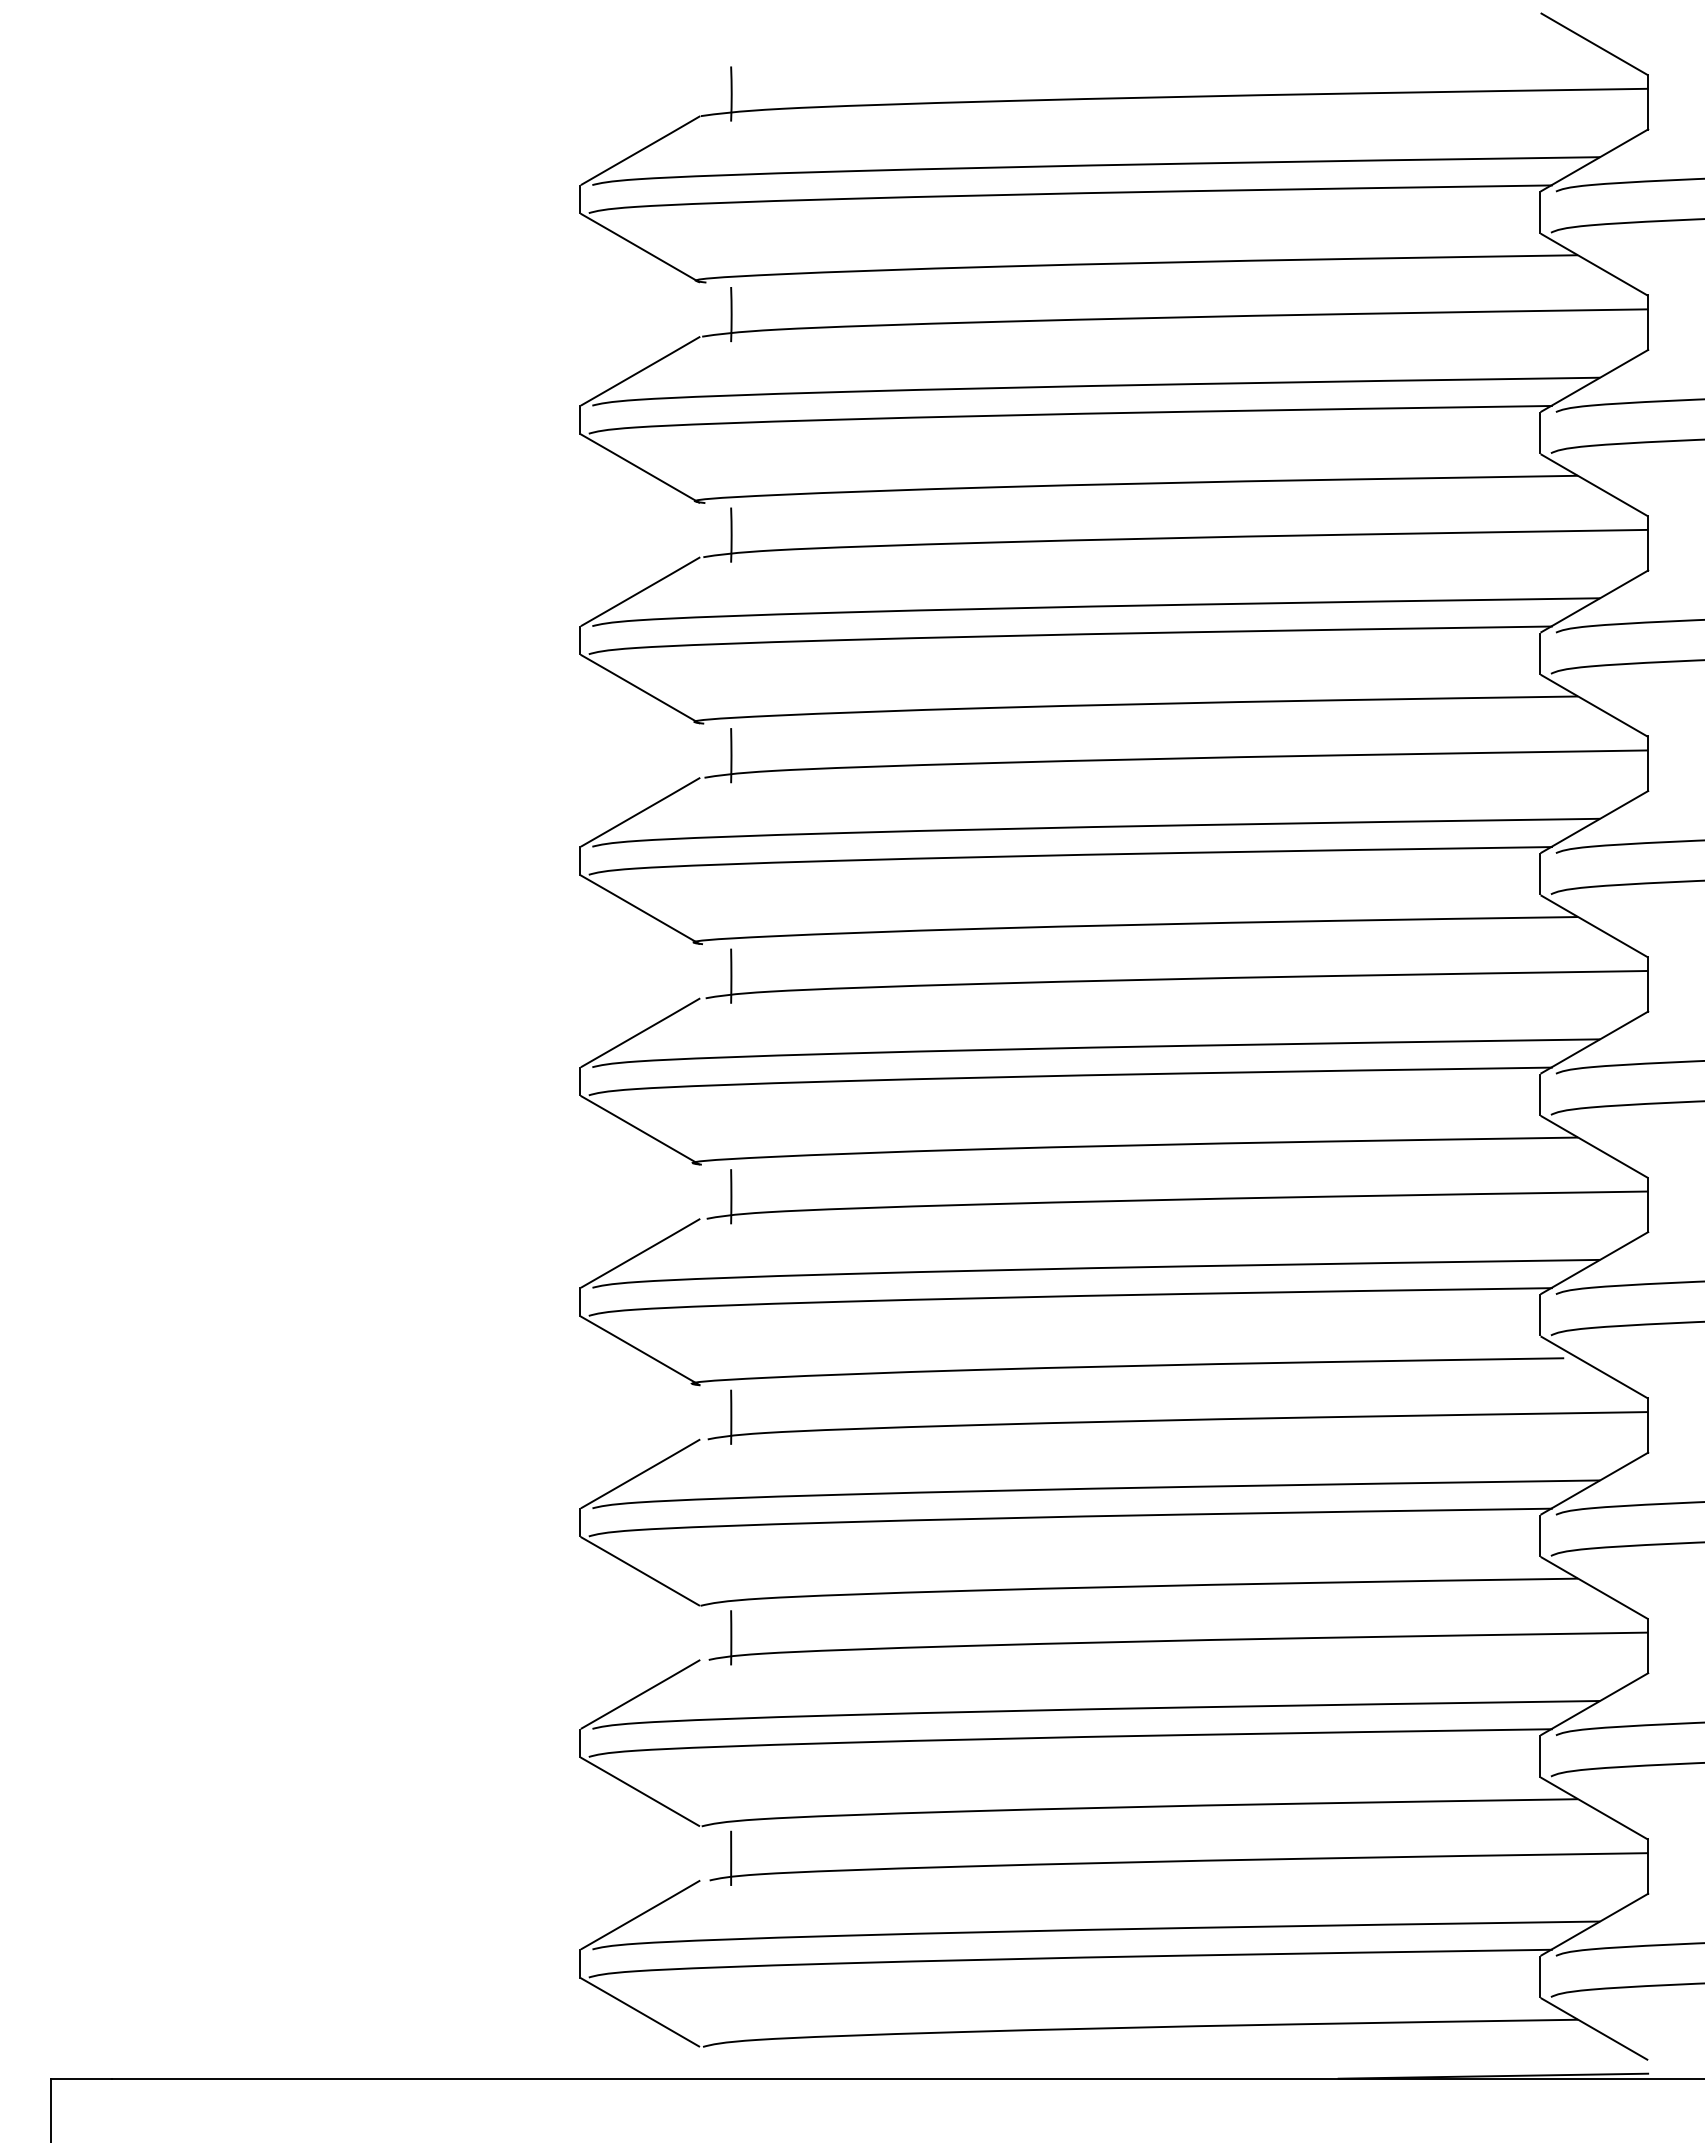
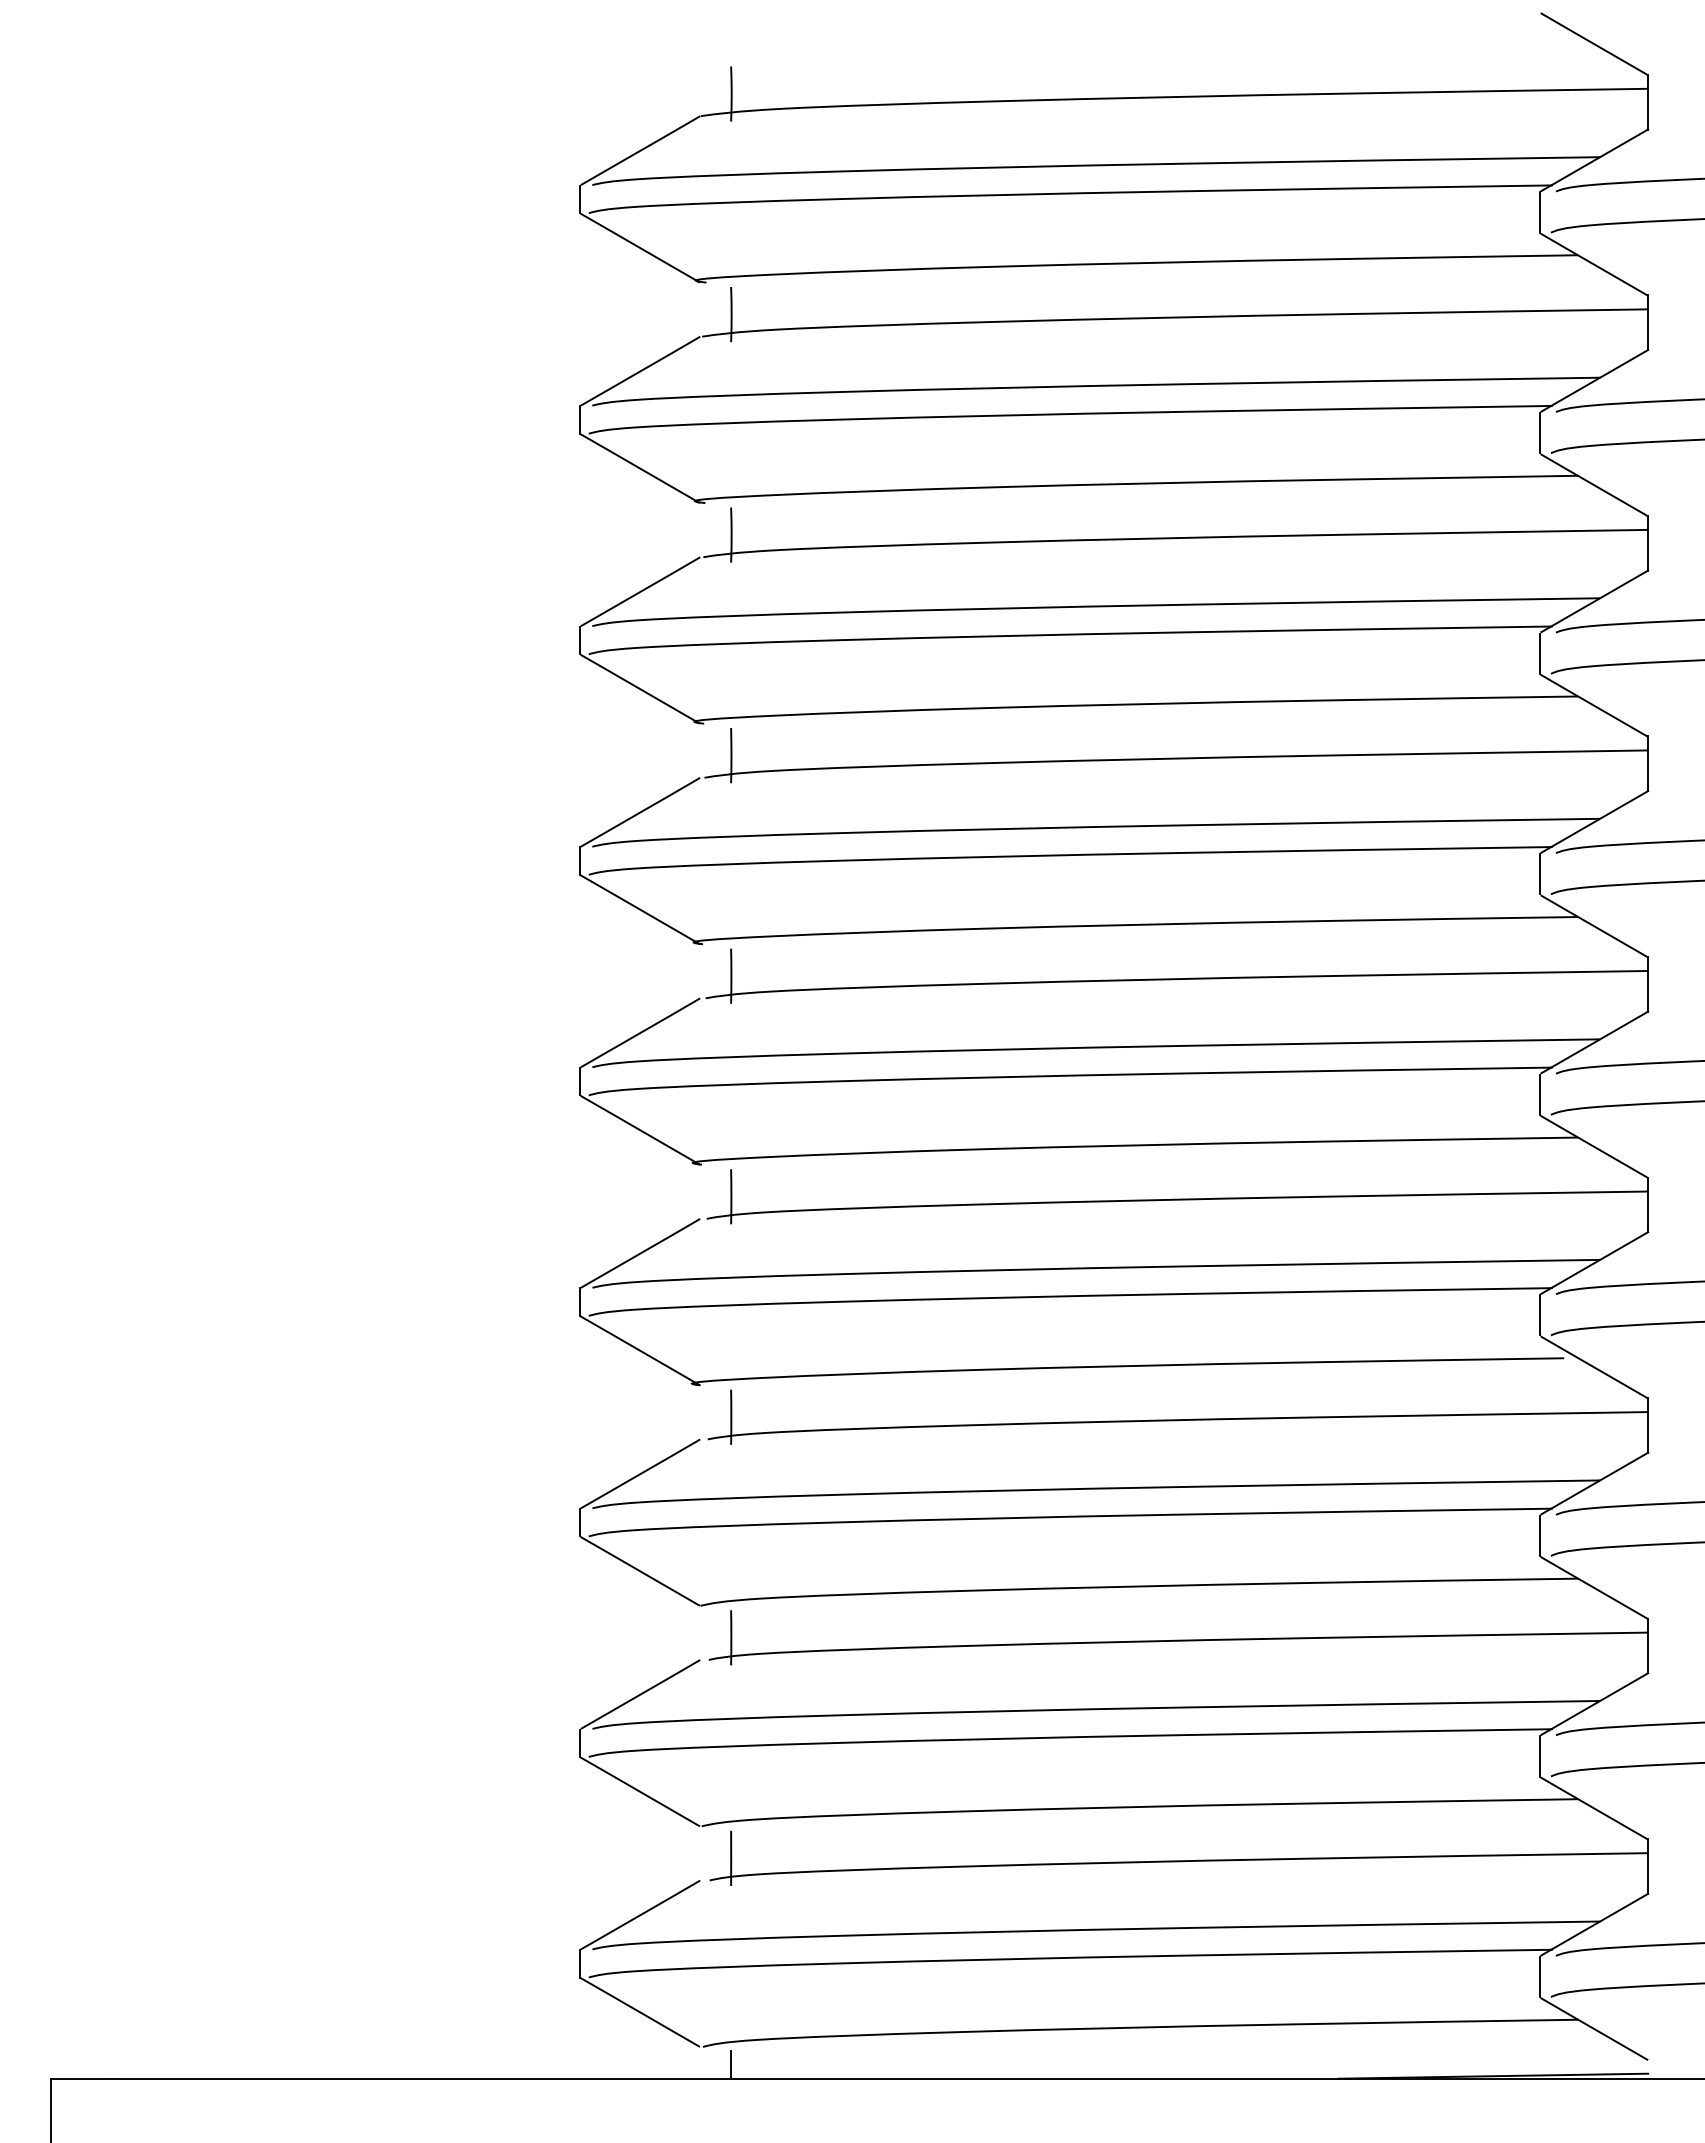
line: none -> present (731, 2064)
